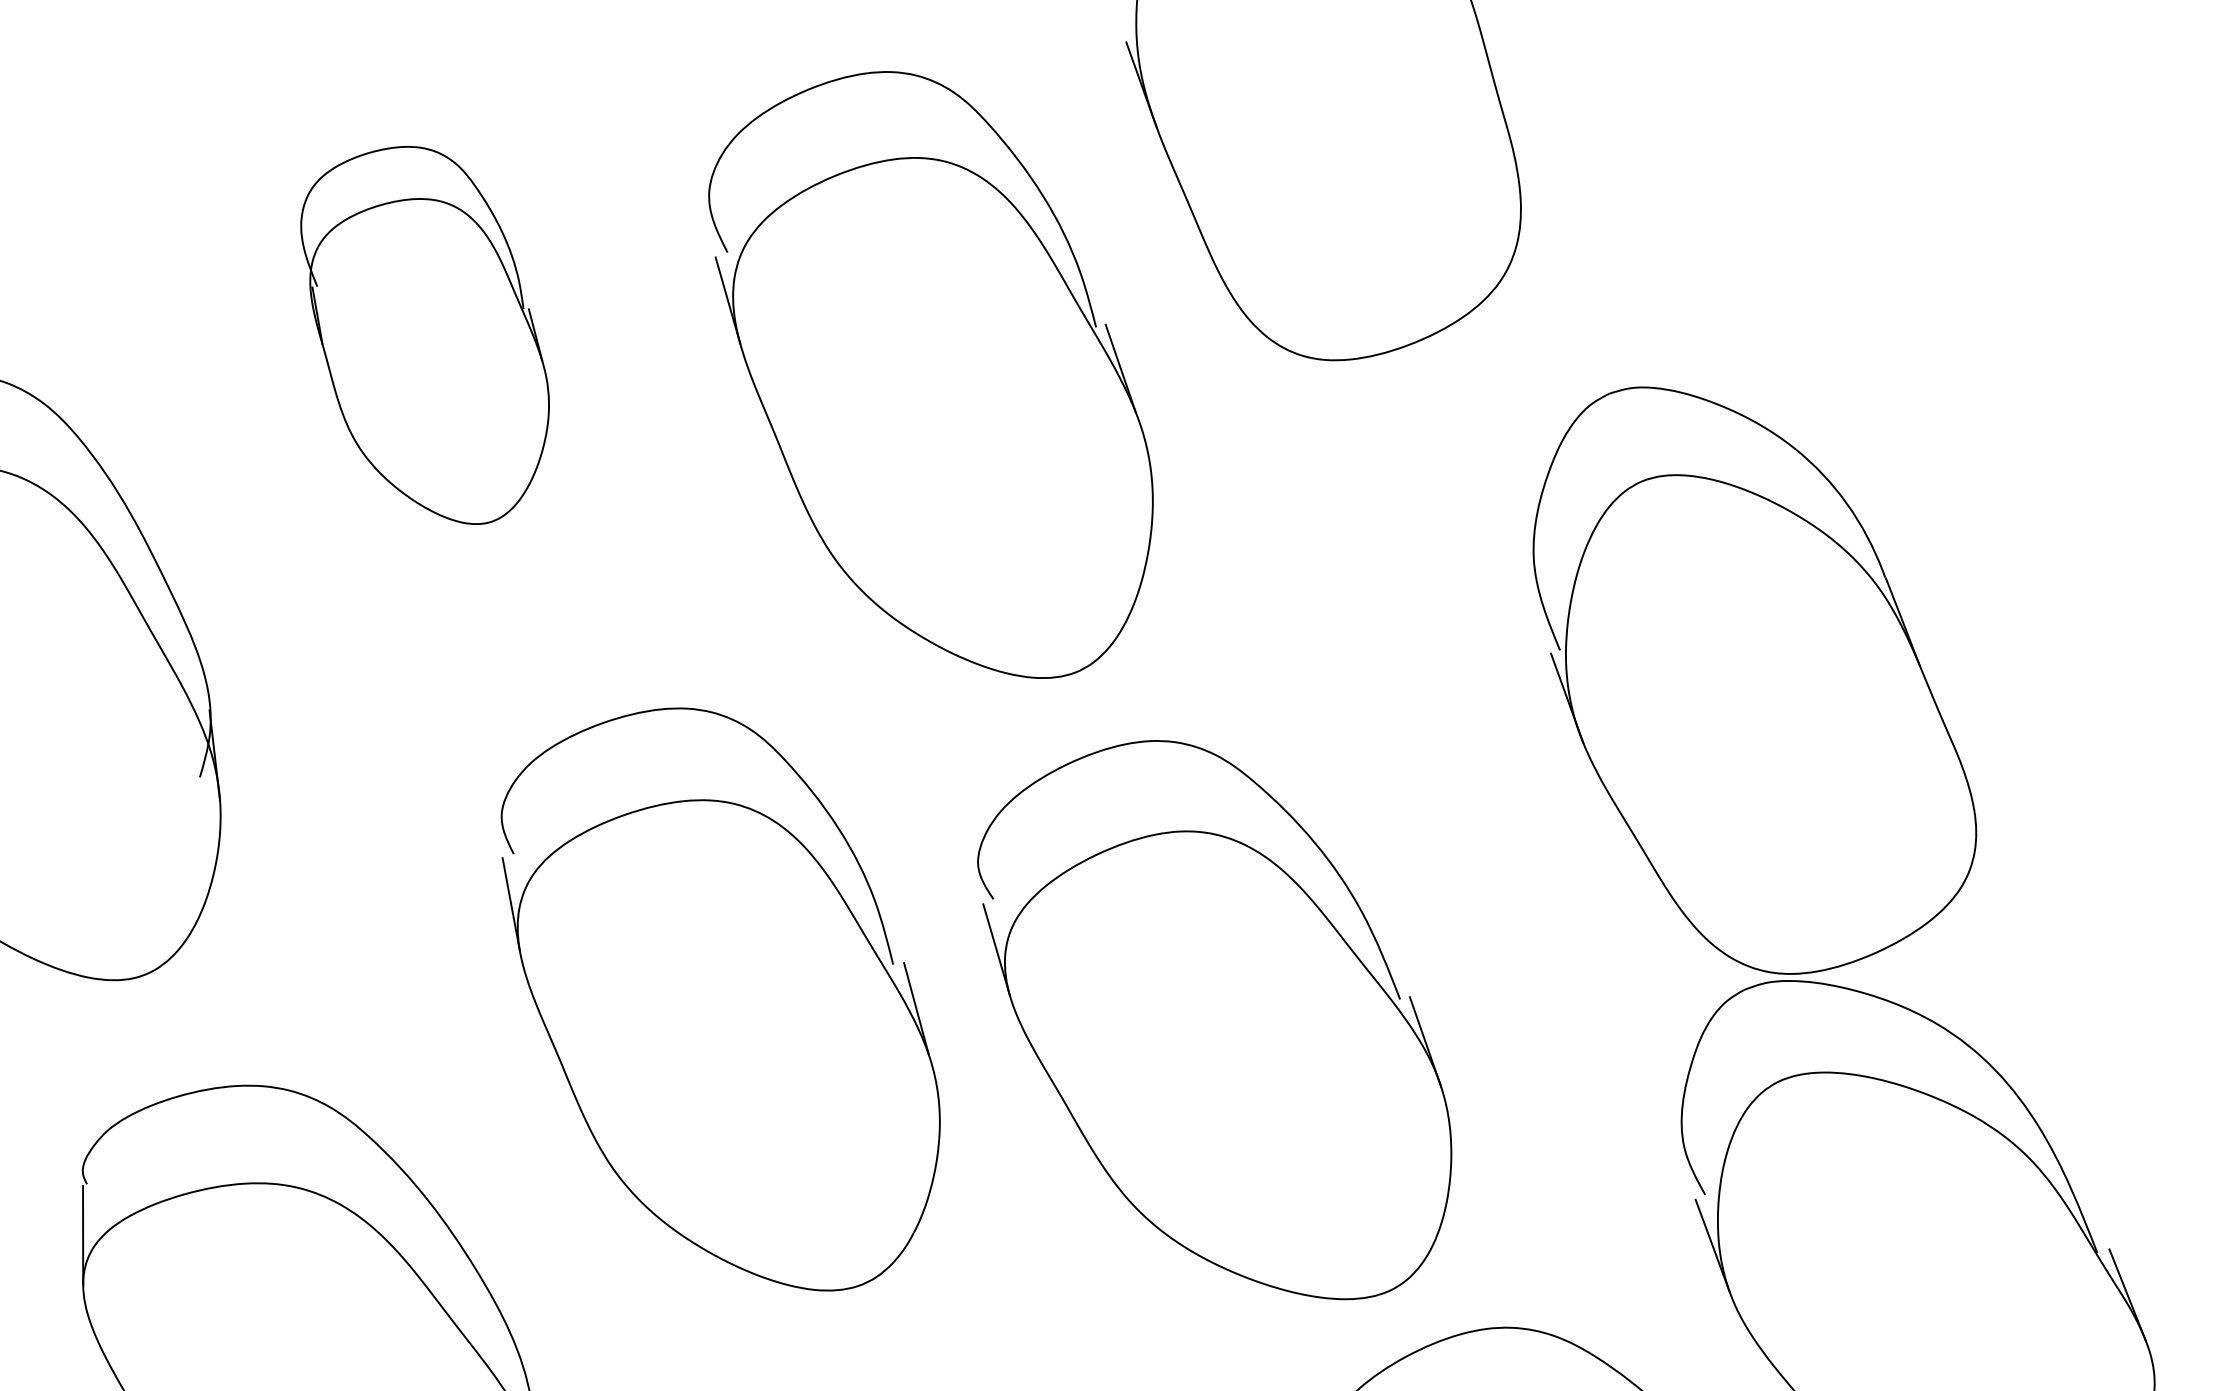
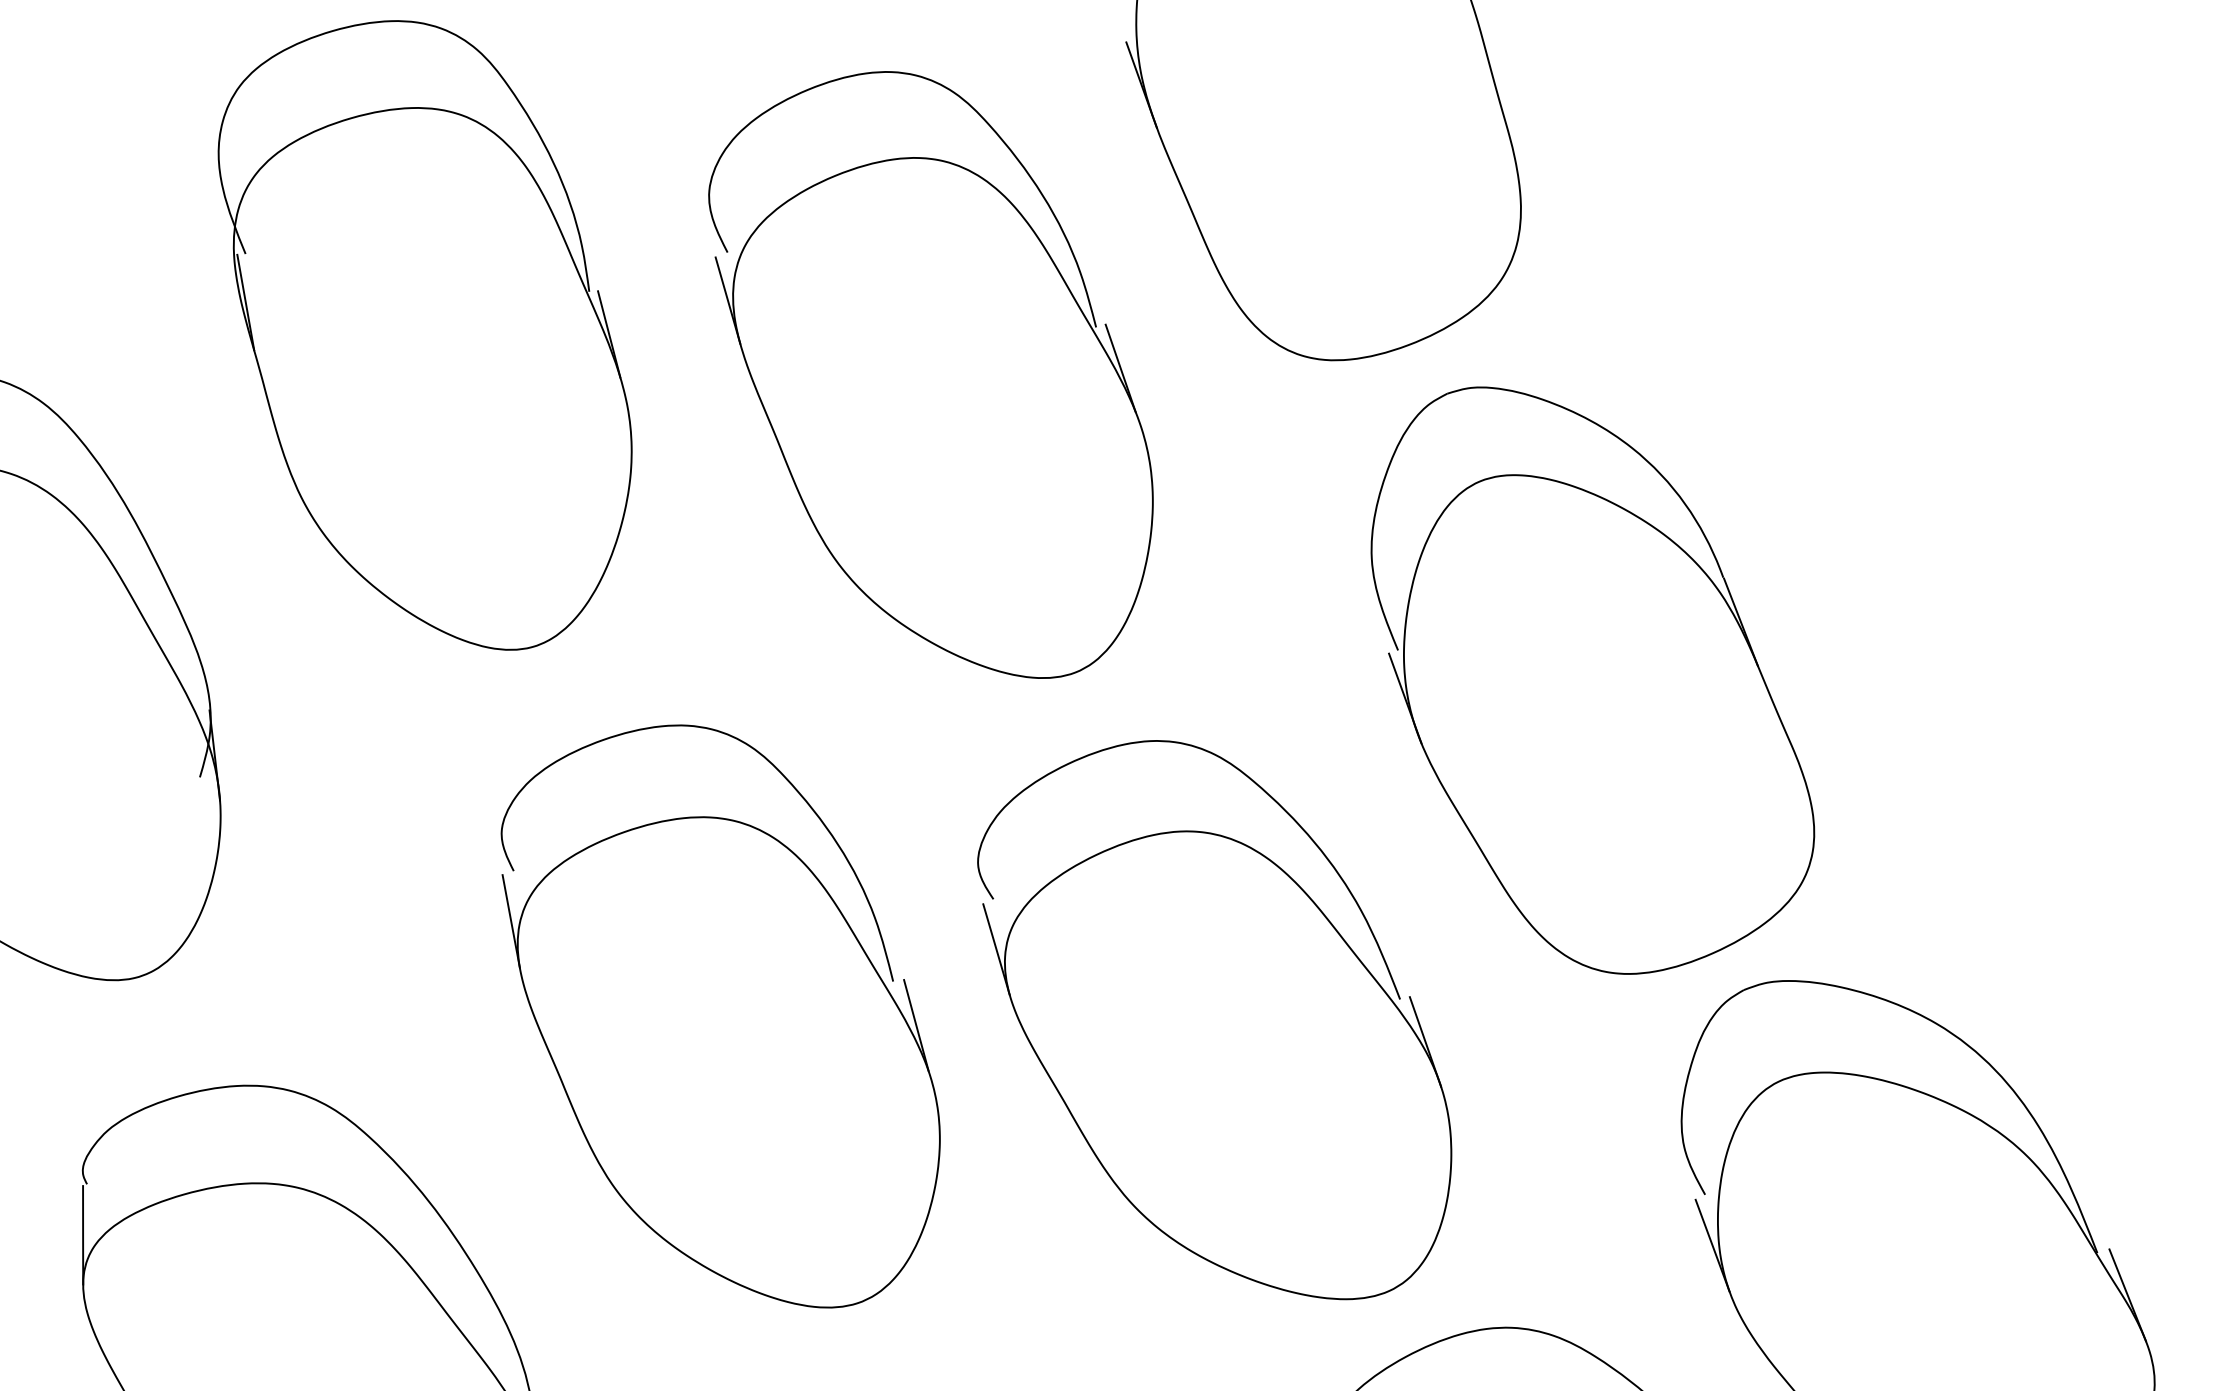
part size: 250x379 px -> 416x631 px (424, 335)
part position: (1754, 680) -> (1592, 680) (1592, 680)
part position: (720, 999) -> (720, 1016) (720, 1016)
